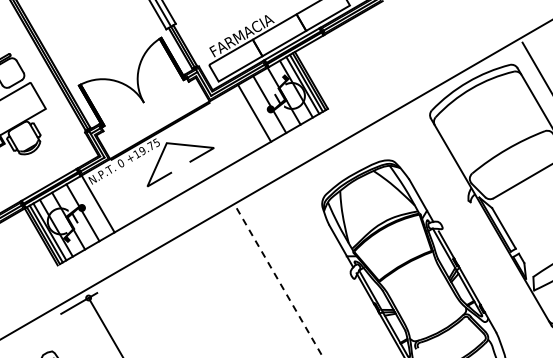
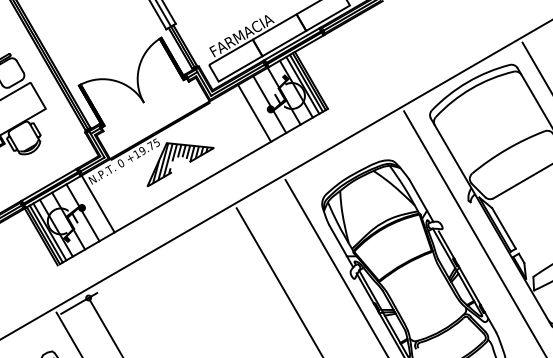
hatch: none -> present (179, 164)
line: none -> present (474, 232)
line: none -> present (335, 266)
line: dashed -> solid (280, 283)
line: none -> present (68, 333)
